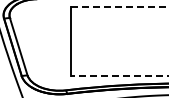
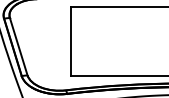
line: dashed -> solid (119, 7)
line: dashed -> solid (119, 76)
